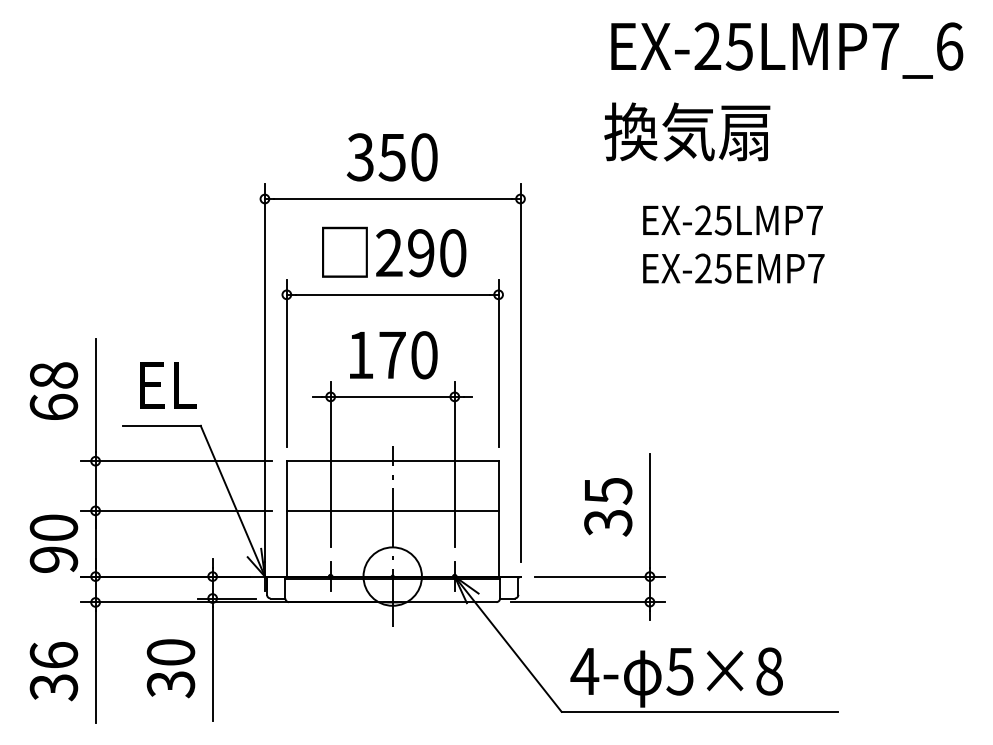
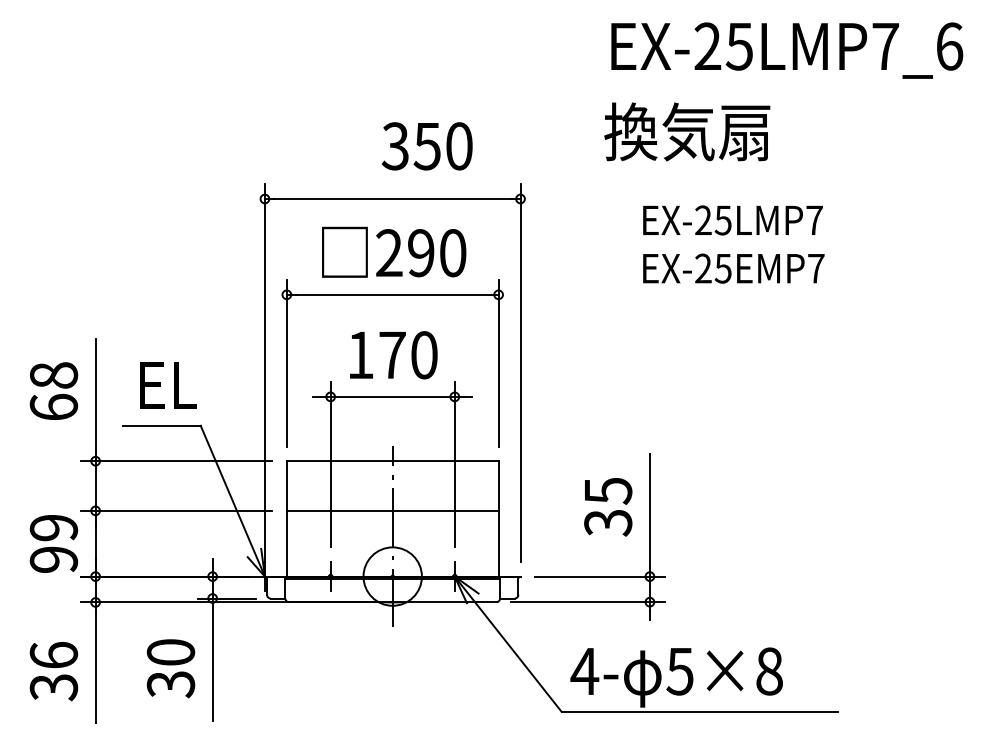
text position: (391, 157) -> (426, 146) (426, 146)
text: 90 -> 99 (53, 527)
